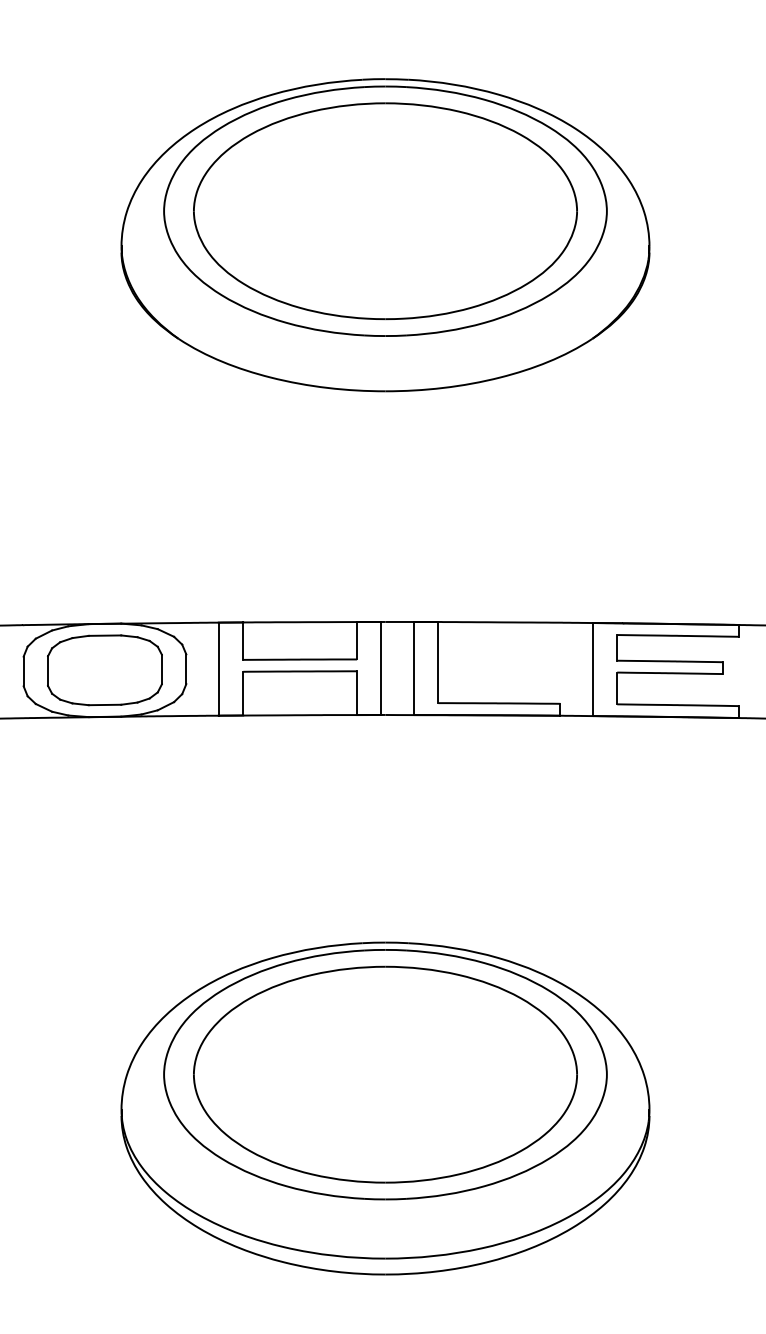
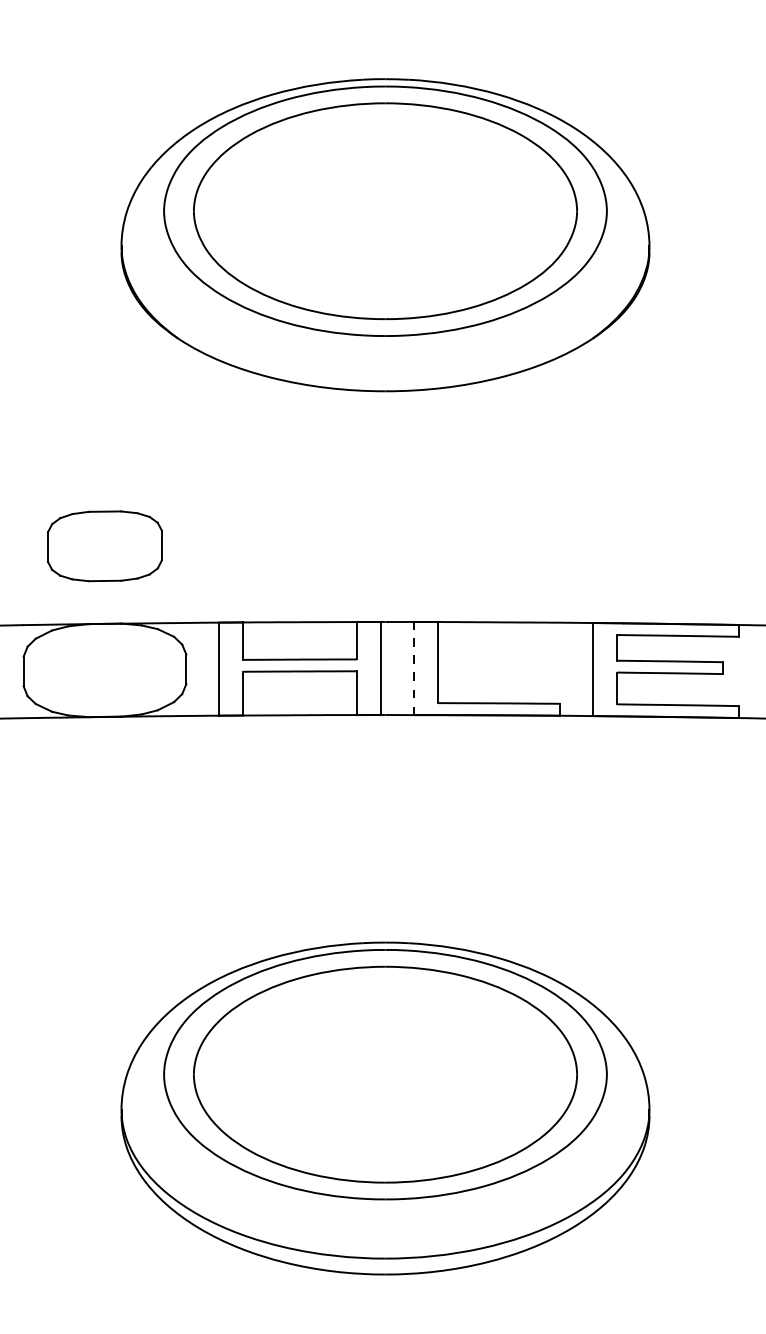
line: solid -> dashed (413, 668)
part position: (104, 670) -> (104, 546) (104, 546)
